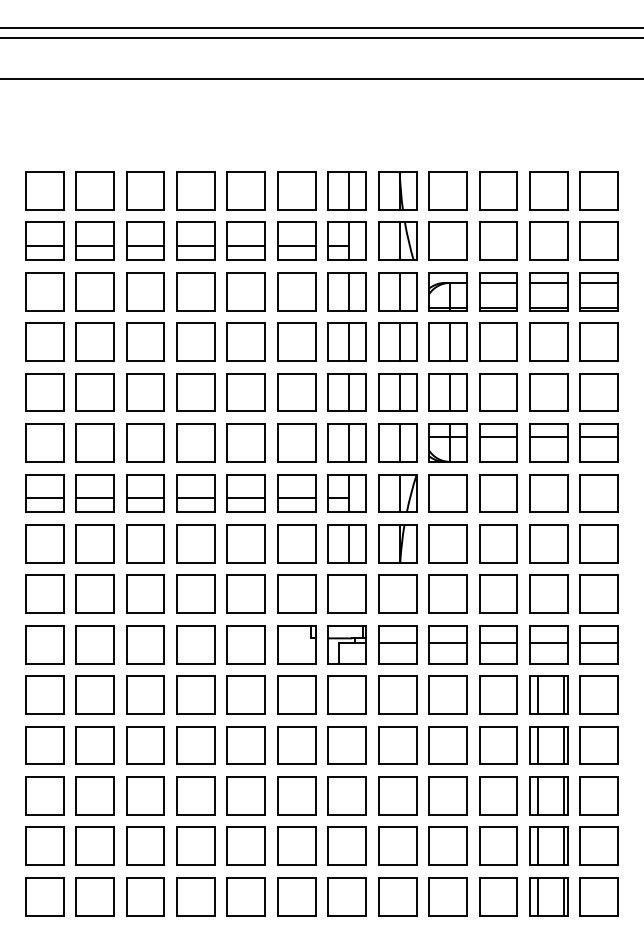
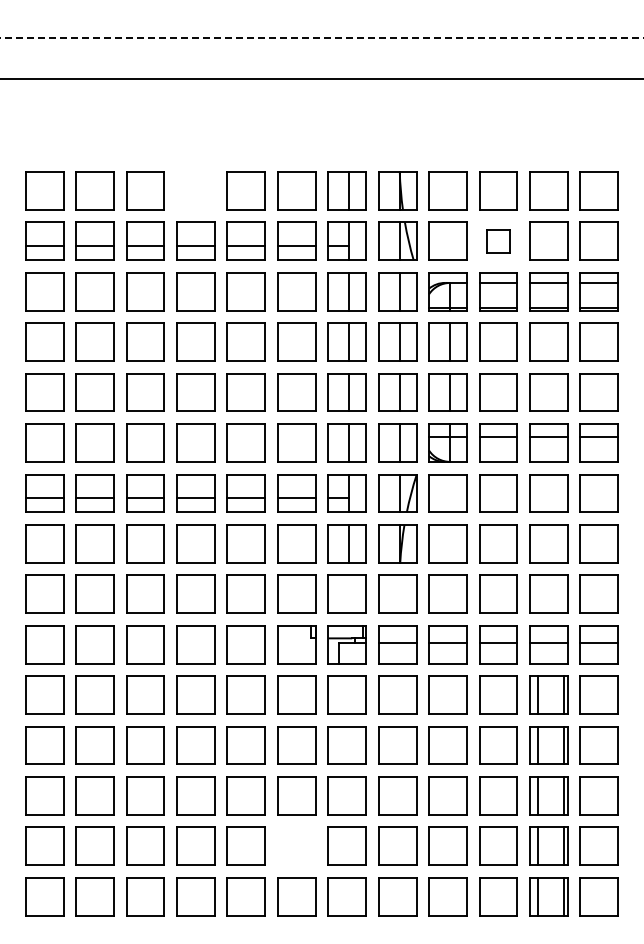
line: present -> none (321, 28)
line: solid -> dashed (322, 38)
part: present -> none (195, 190)
part size: 39x40 px -> 25x25 px (498, 241)
part: present -> none (296, 845)
